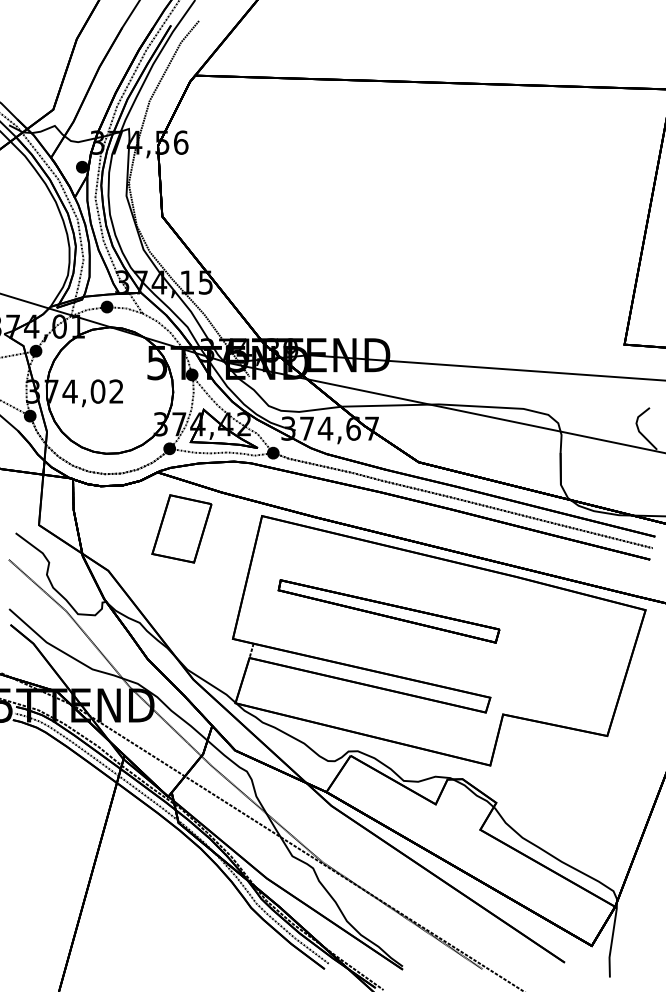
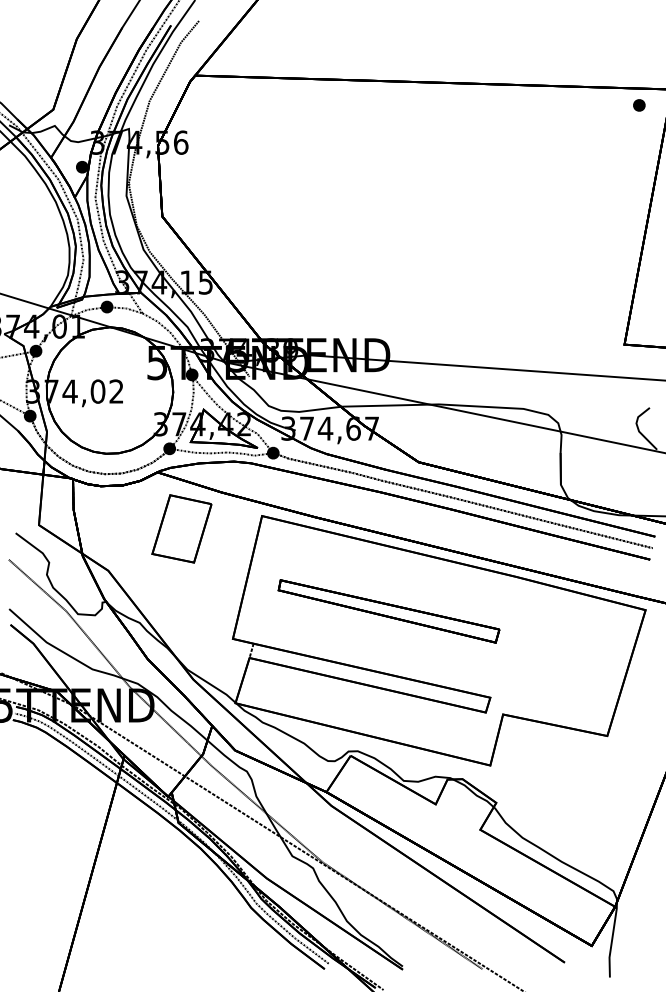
part: none -> present (639, 105)
